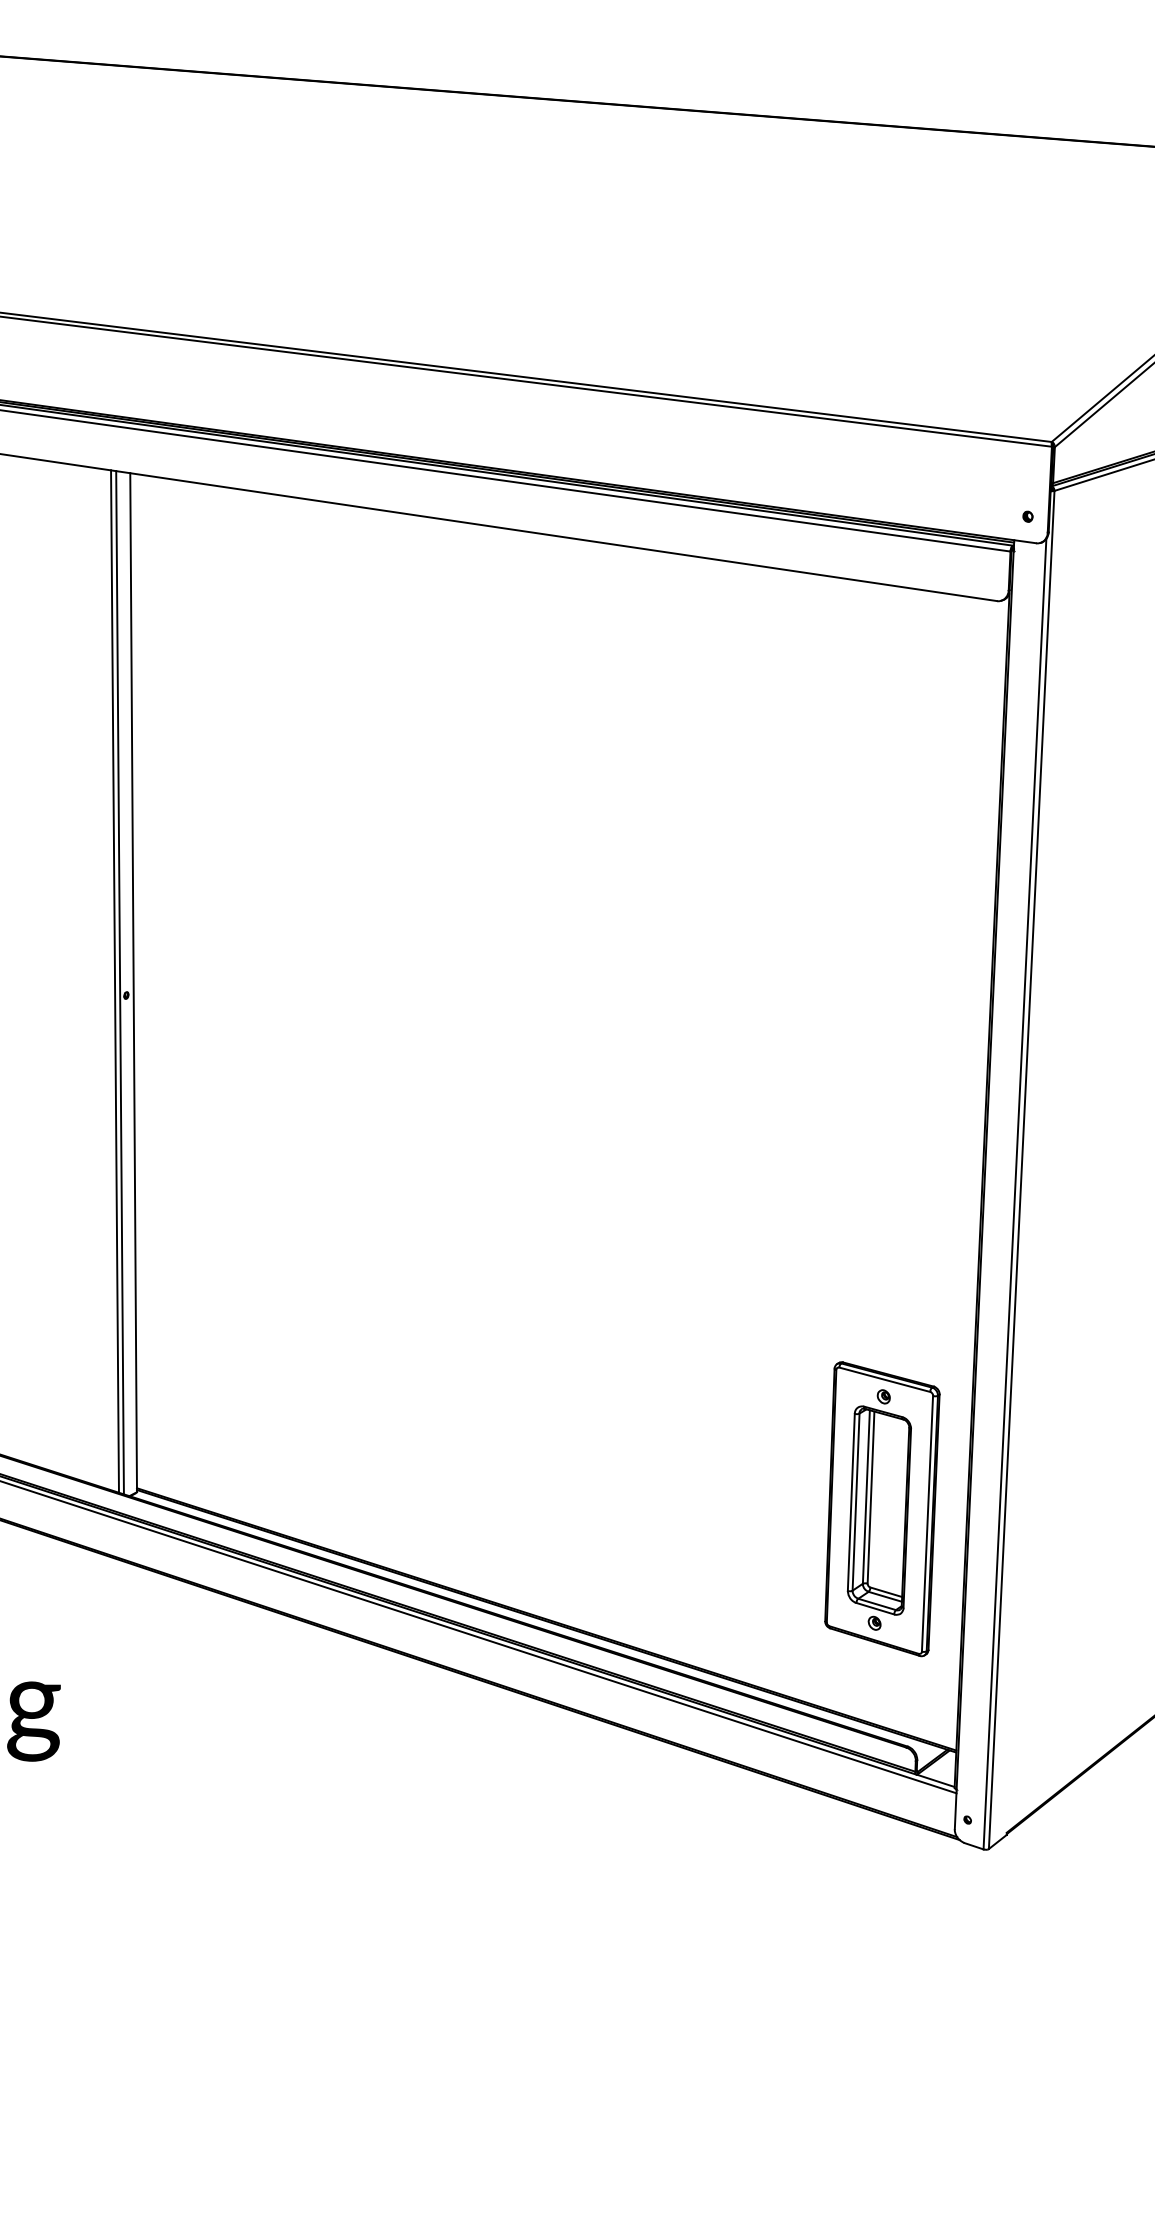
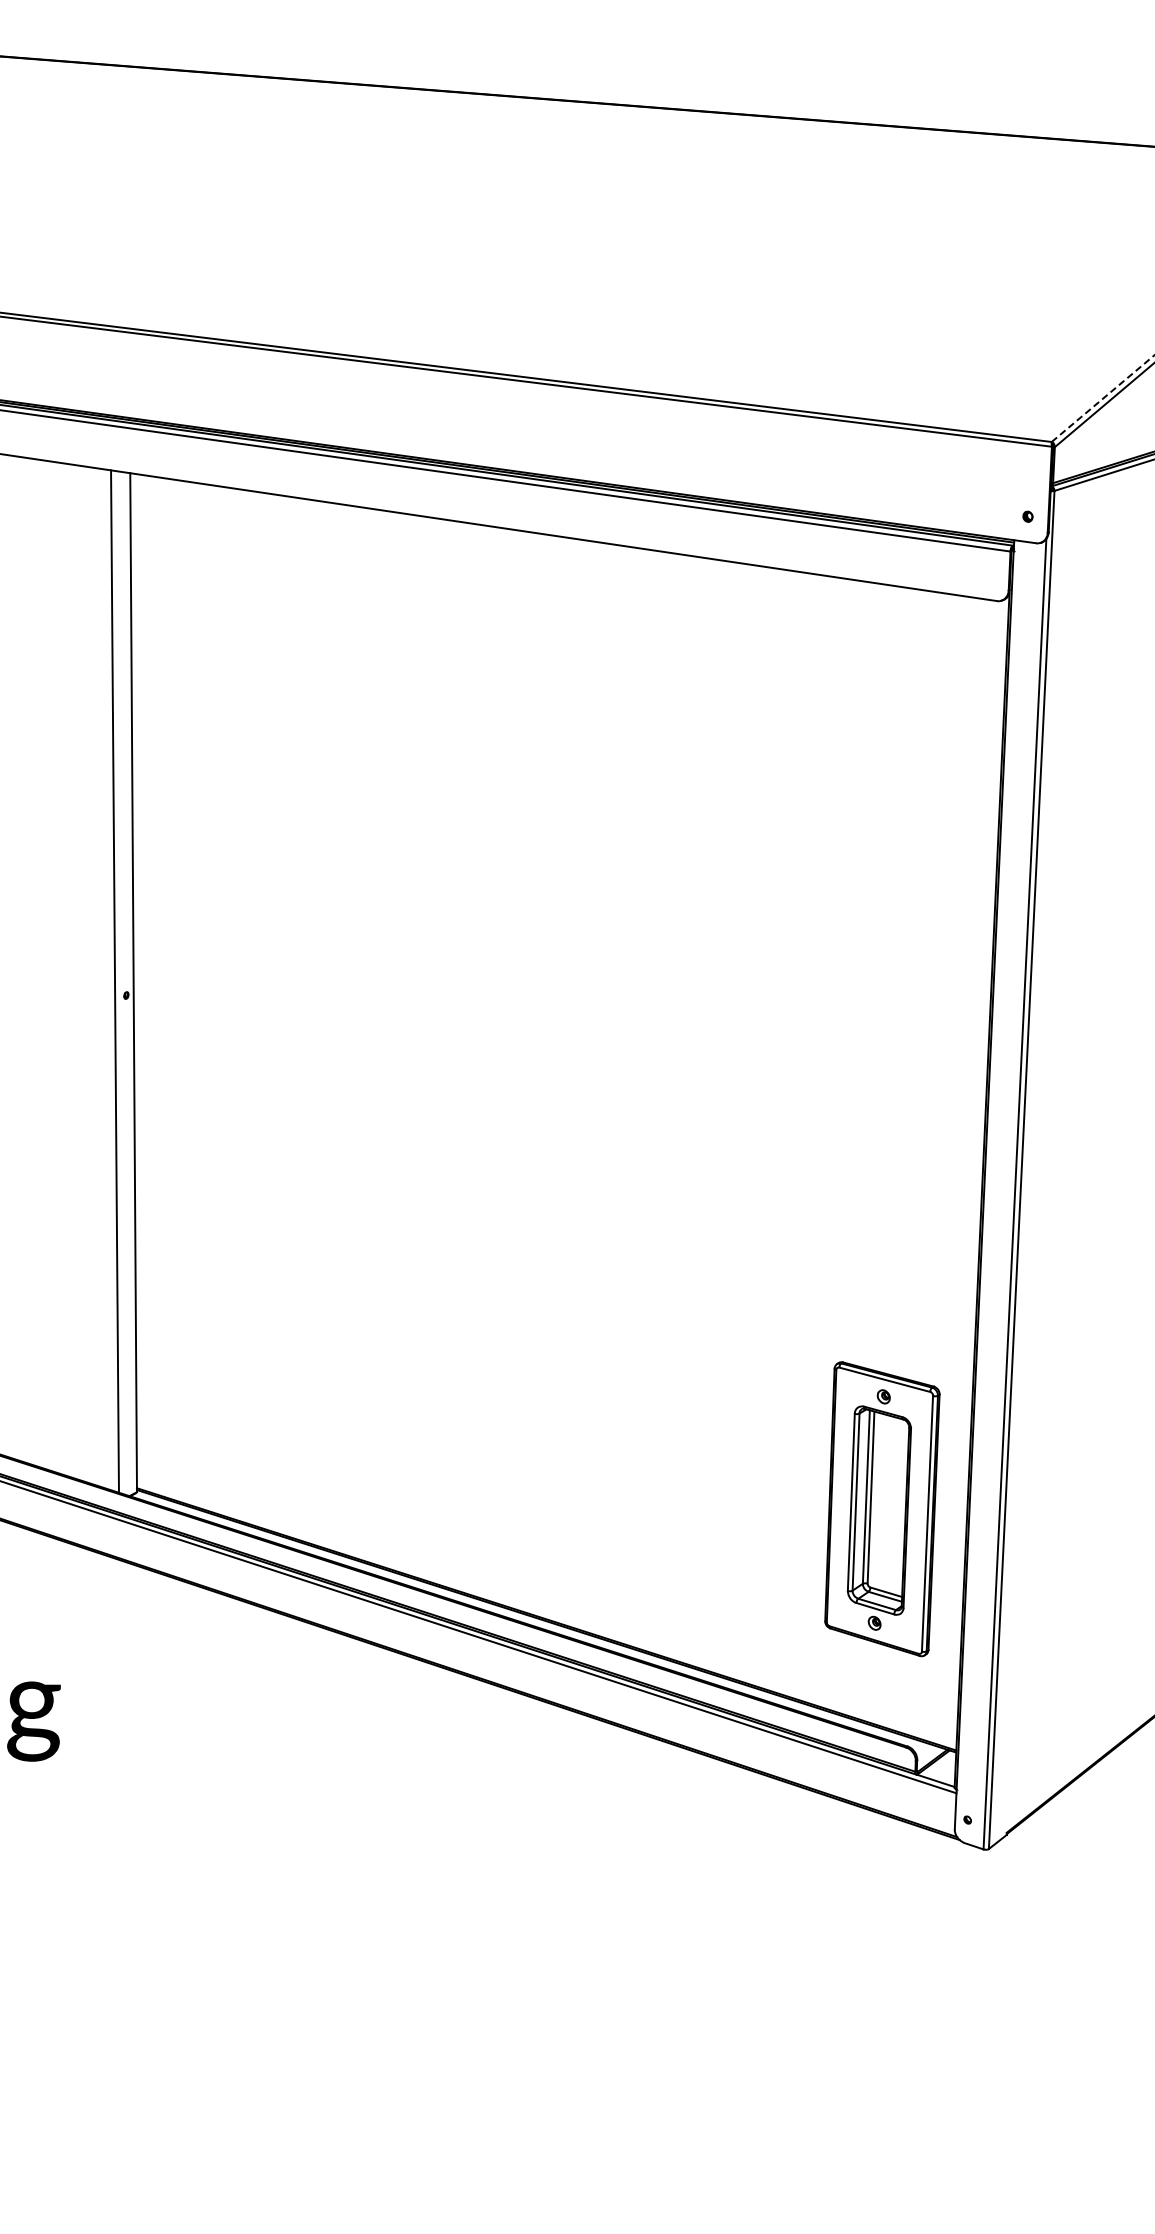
line: solid -> dashed (1103, 398)
line: present -> none (119, 982)
